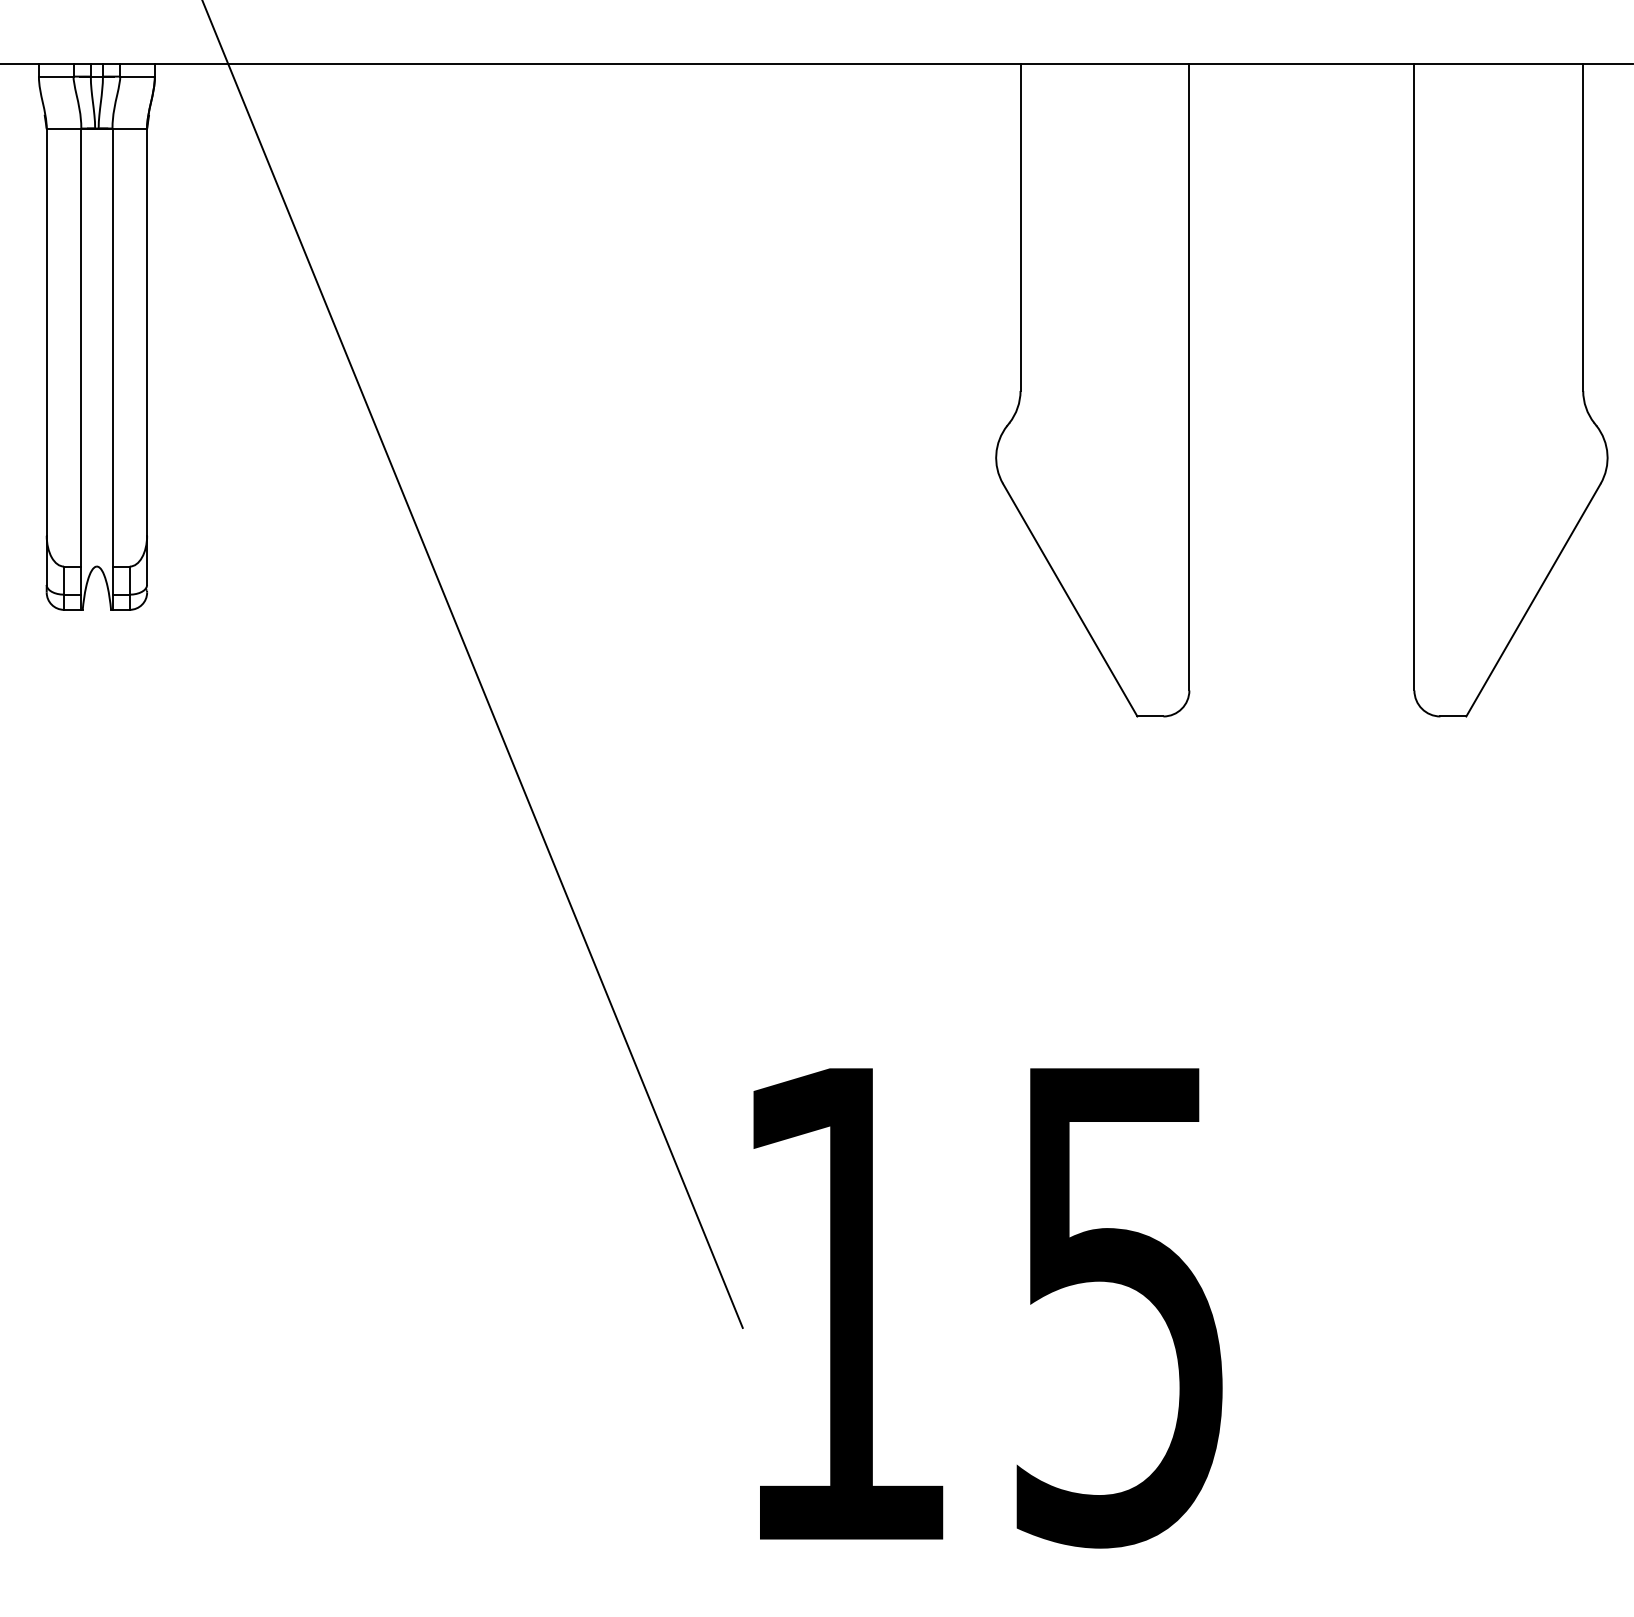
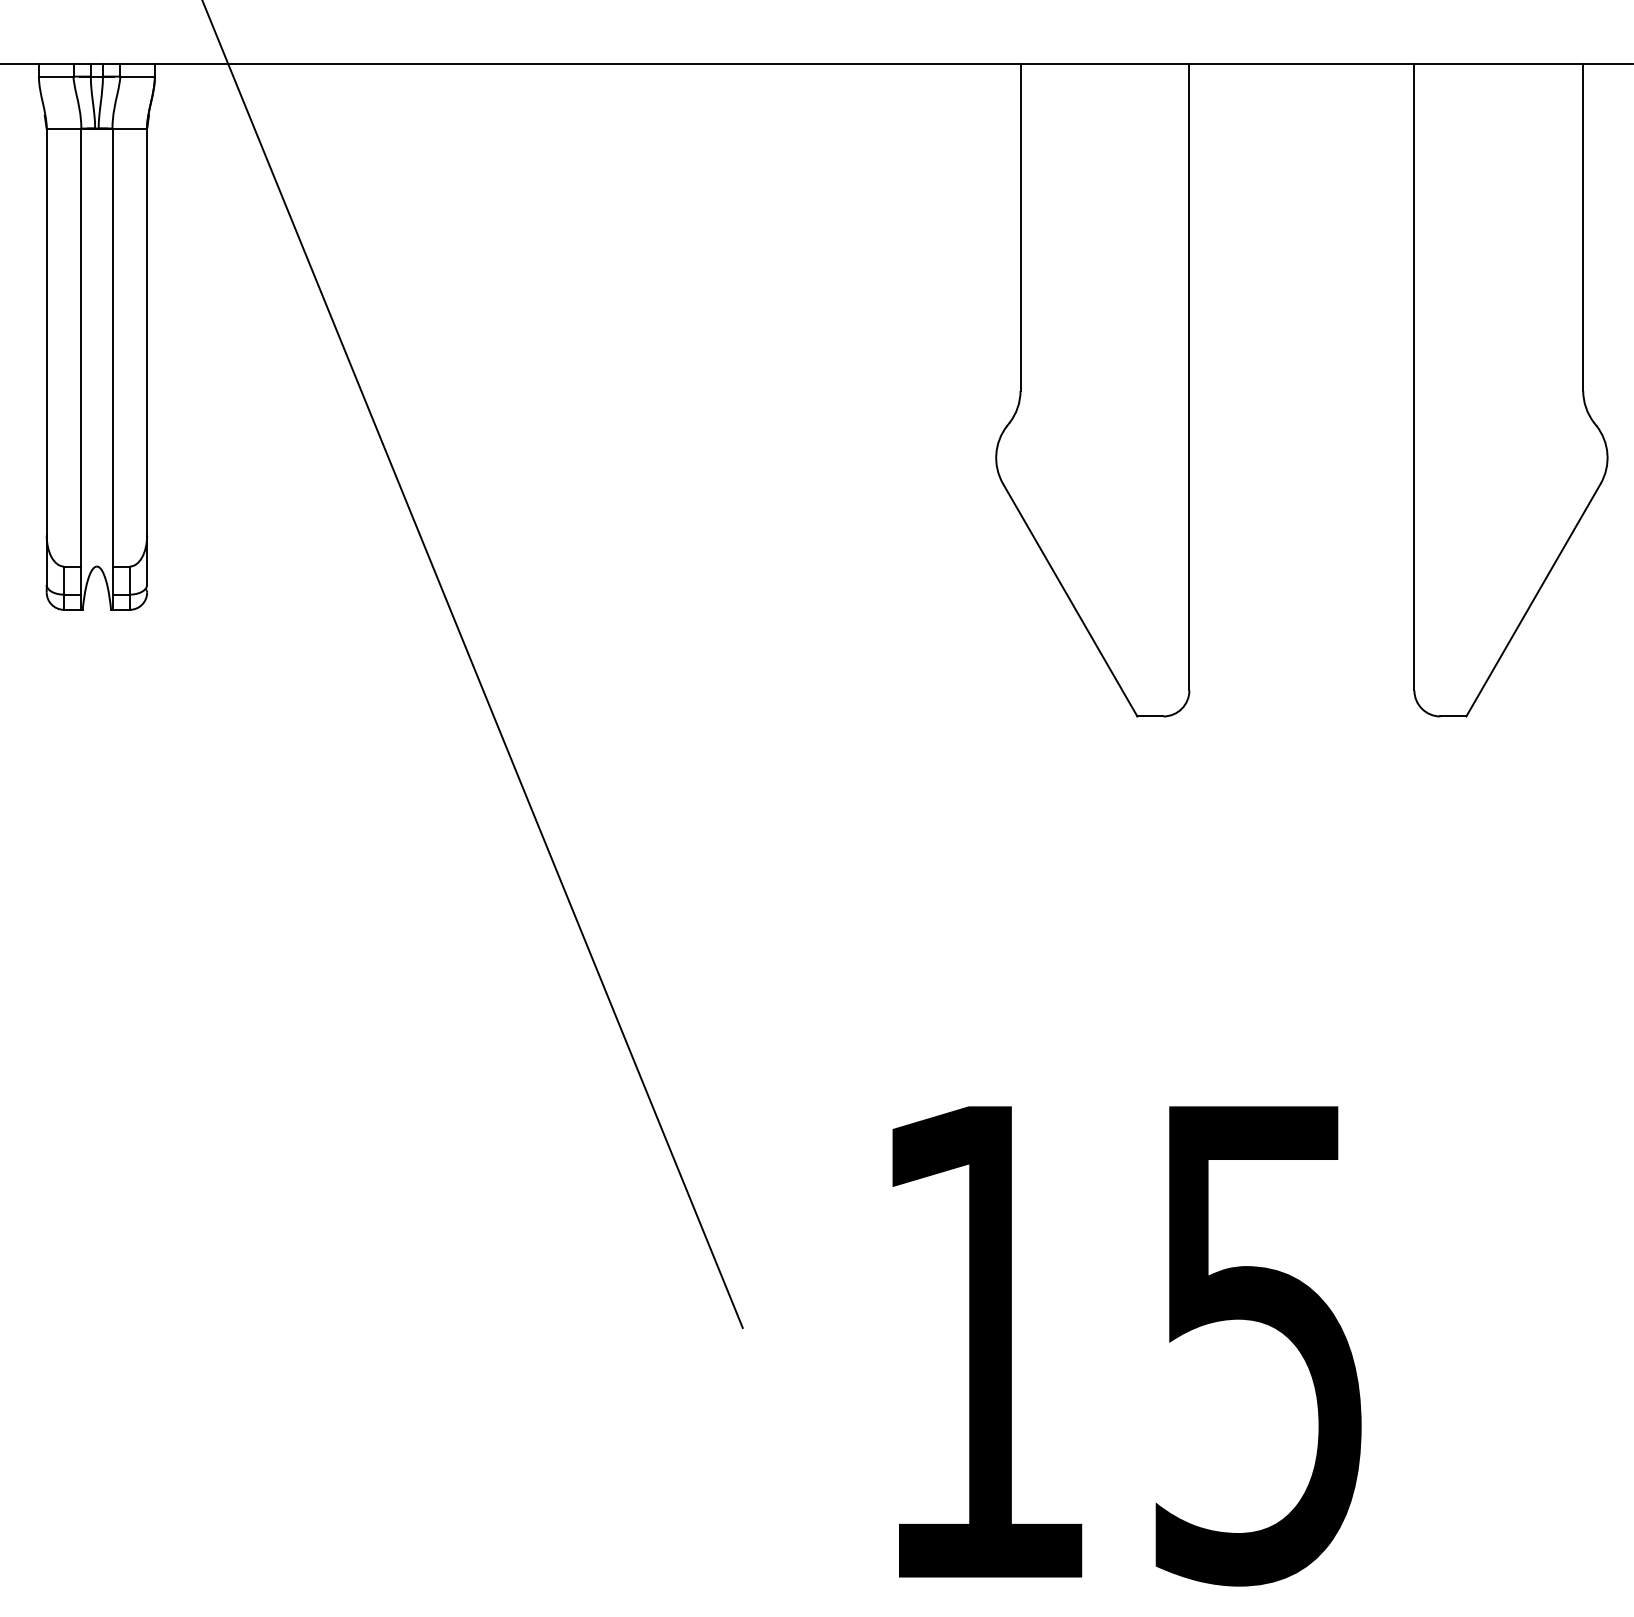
text position: (987, 1308) -> (1126, 1346) (1126, 1346)
